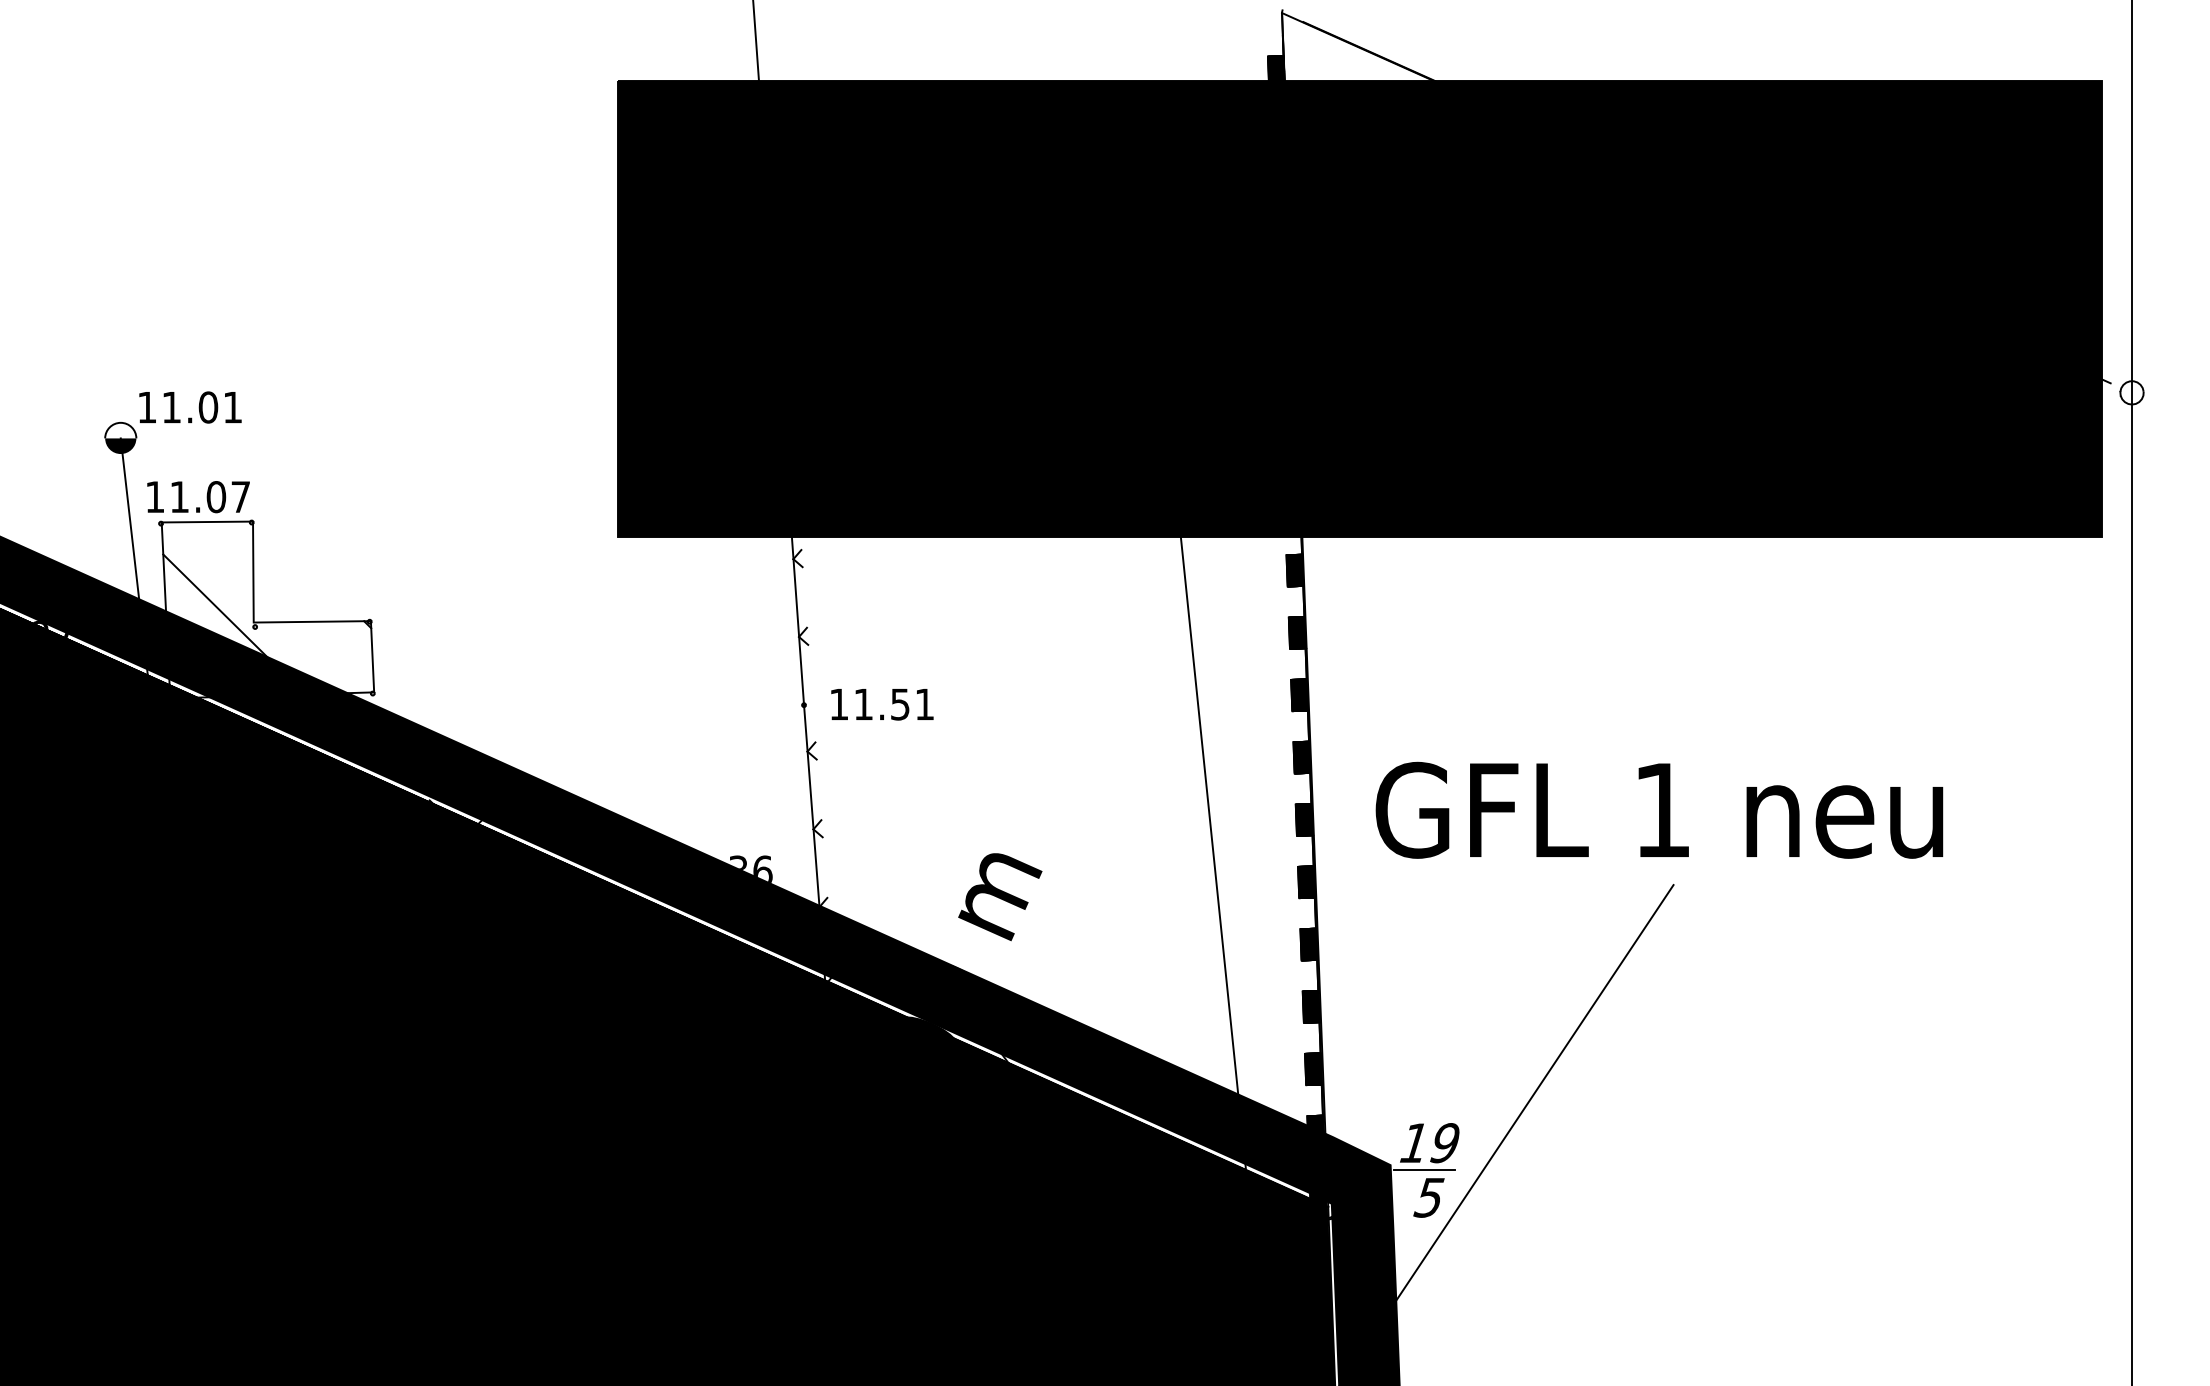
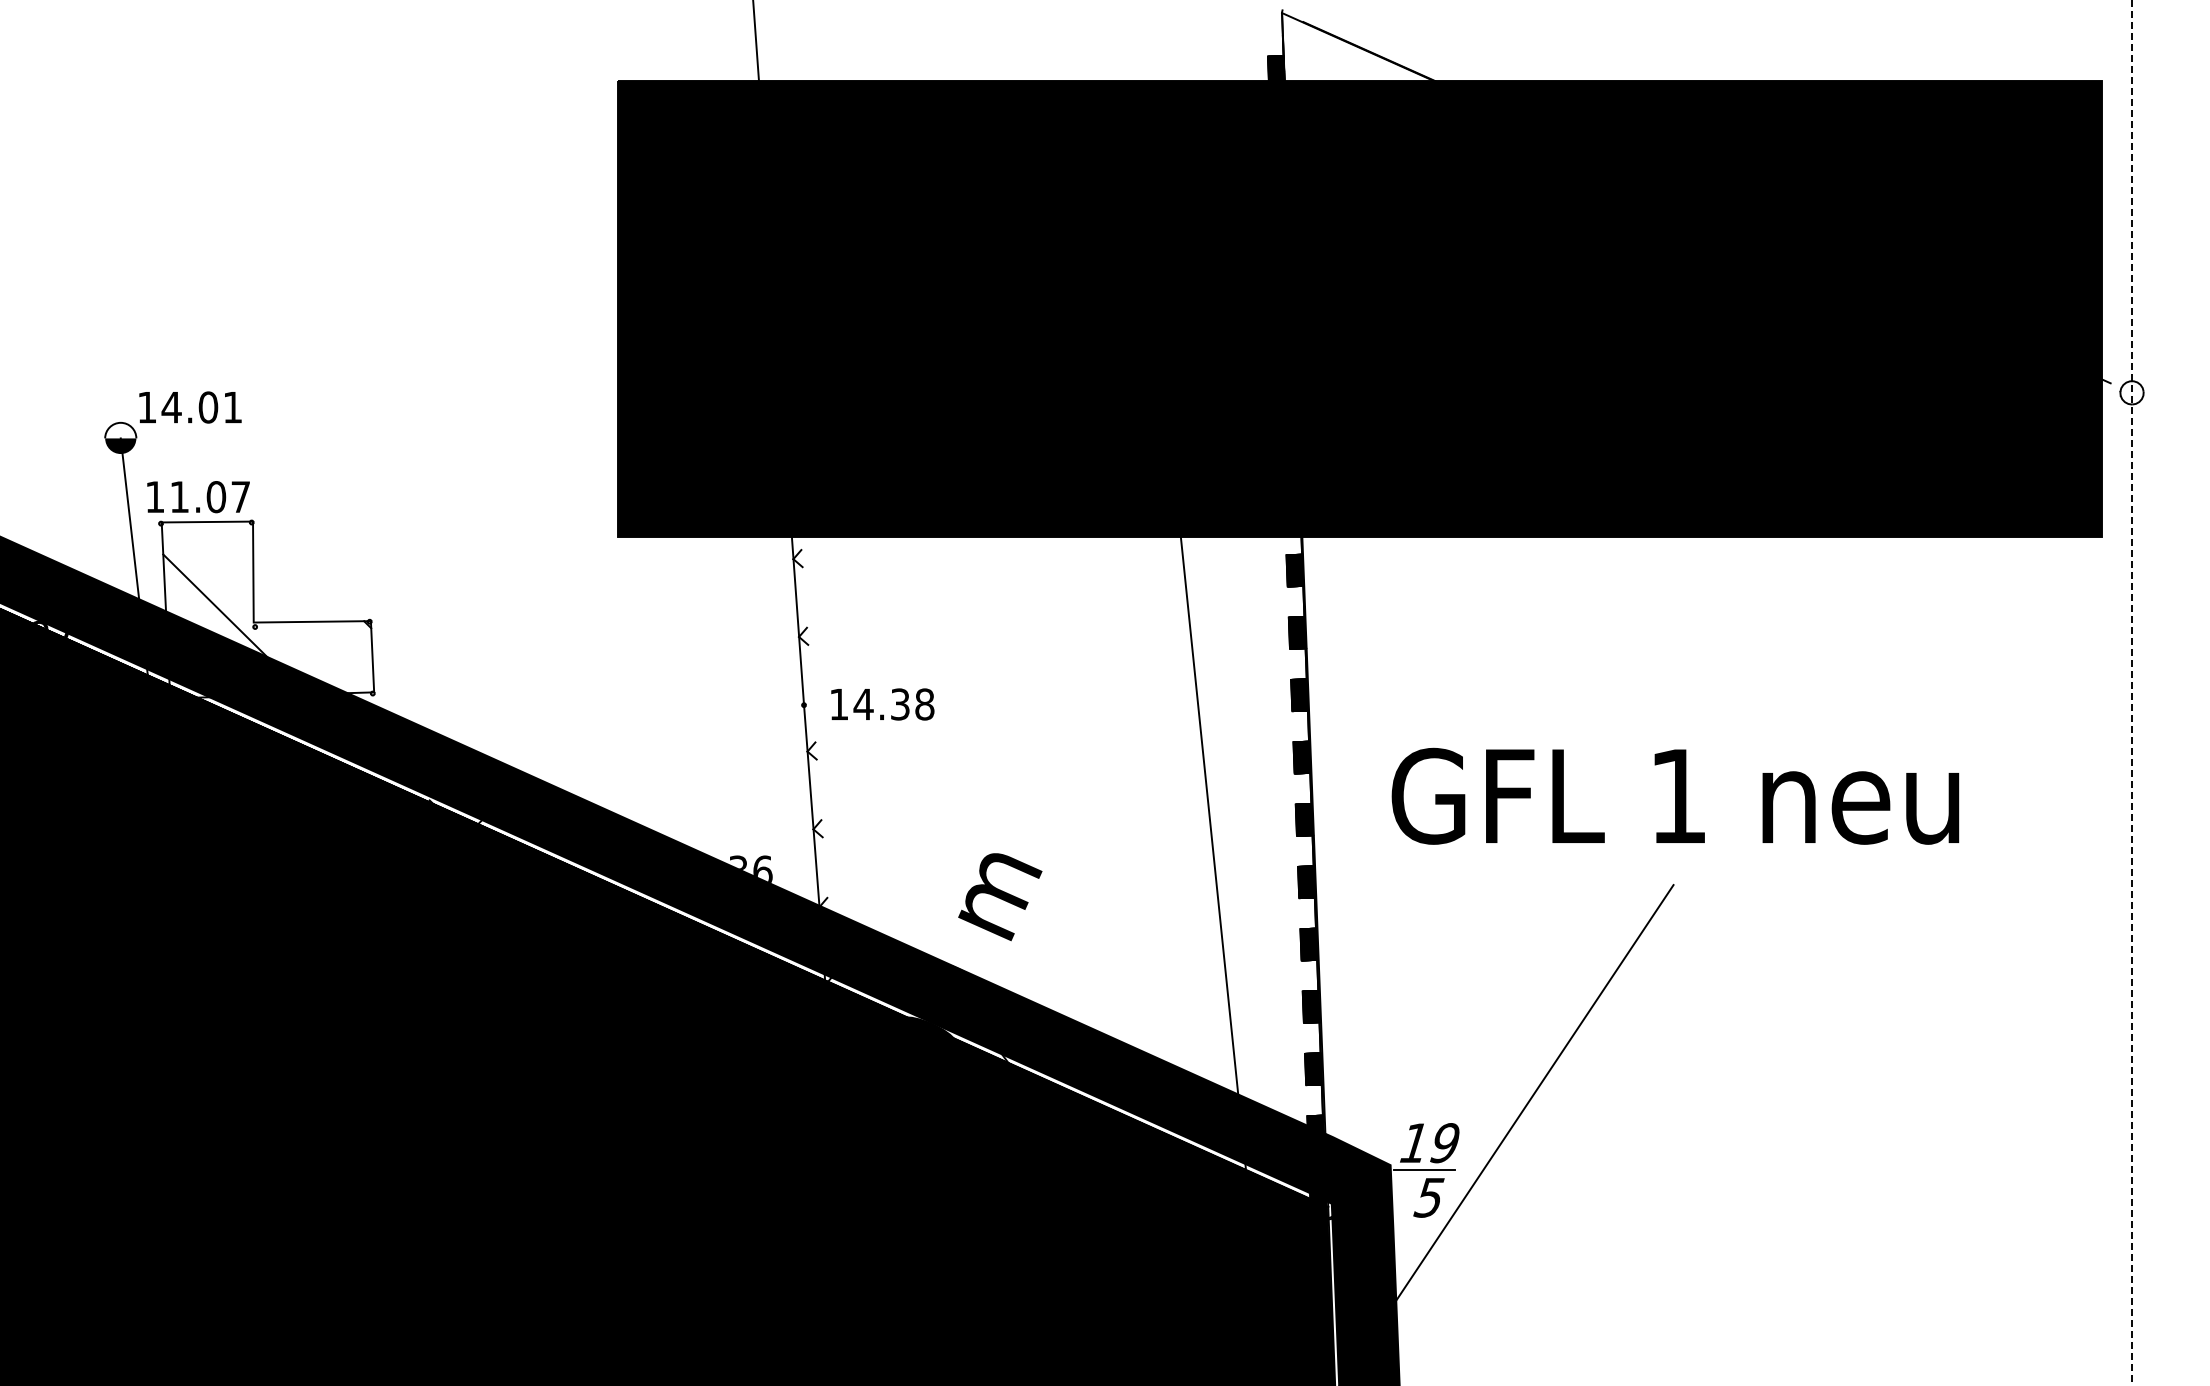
text: 11.01 -> 14.01 (171, 407)
line: solid -> dashed (2132, 693)
text: 11.51 -> 14.38 (893, 704)
text position: (1659, 809) -> (1675, 795) (1675, 795)
